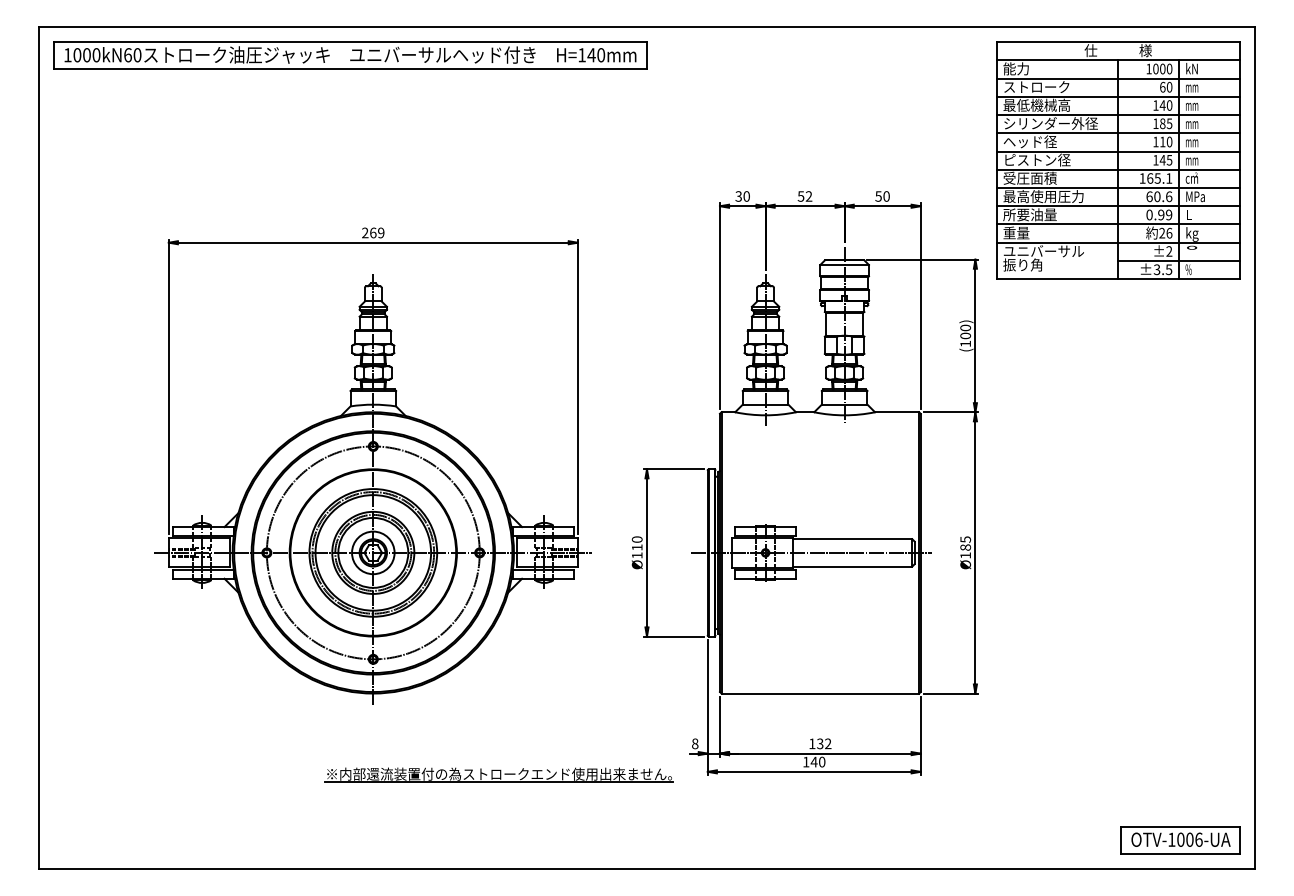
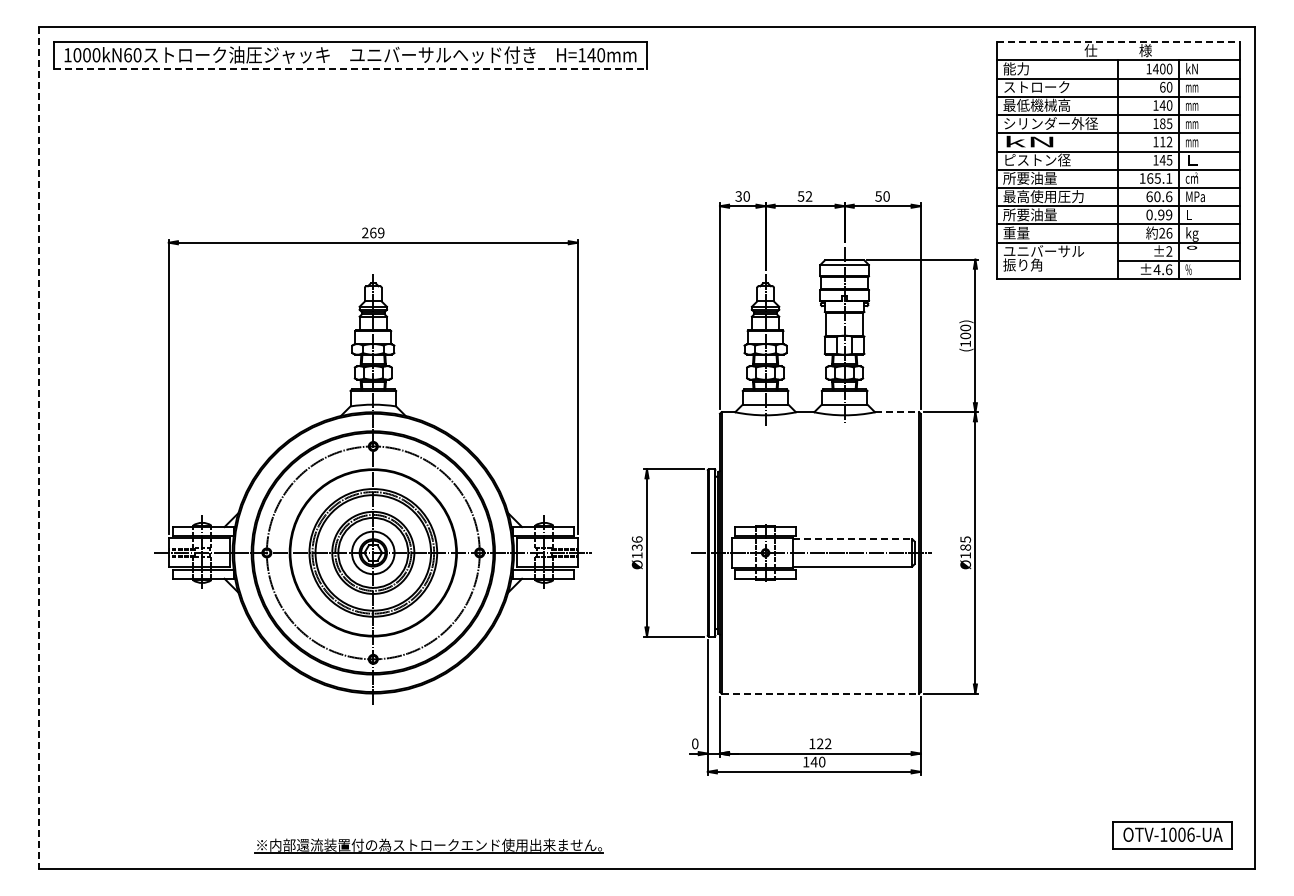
line: solid -> dashed (1118, 42)
text: 1000 -> 1400 (1155, 68)
line: solid -> dashed (351, 69)
text: ヘッド径 -> kN (1029, 141)
text: 110 -> 112 (1169, 141)
text: mm -> L (1192, 160)
text: 受圧面積 -> 所要油量 (1029, 177)
text: ±3.5 -> ±4.6 (1162, 269)
line: solid -> dashed (897, 412)
line: solid -> dashed (38, 448)
line: solid -> dashed (852, 539)
text: Ø110 -> Ø136 (636, 543)
line: solid -> dashed (820, 693)
text: 8 -> 0 (695, 743)
text: 132 -> 122 (820, 744)
part position: (498, 774) -> (428, 845) (428, 845)
part position: (1180, 840) -> (1172, 835) (1172, 835)
